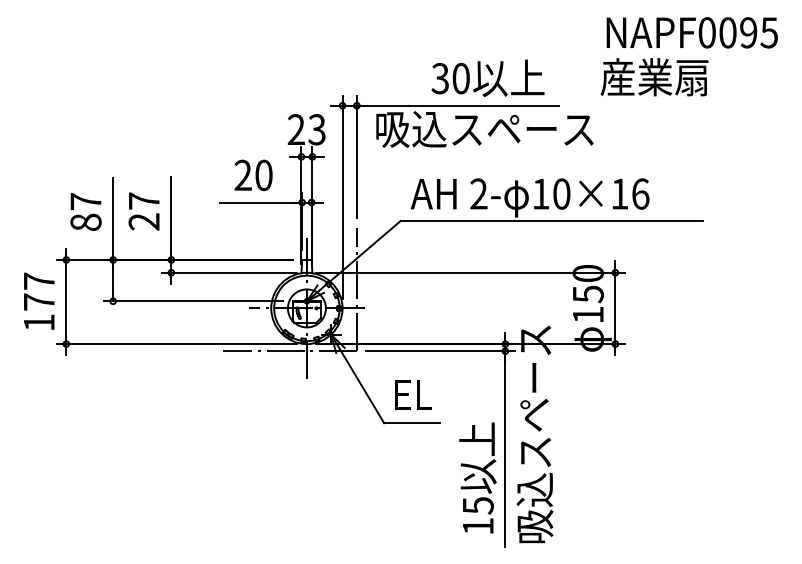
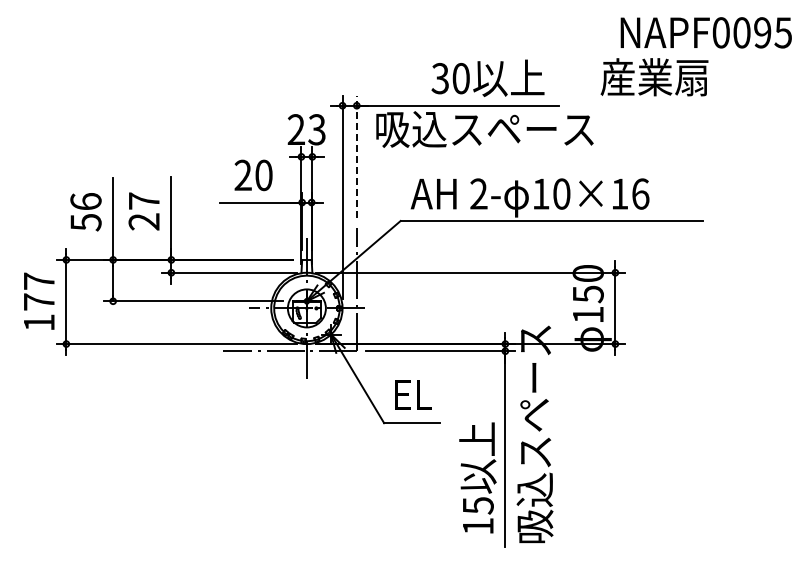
text position: (691, 32) -> (705, 32) (705, 32)
line: solid -> dashed (356, 156)
text: 87 -> 56 (85, 212)
